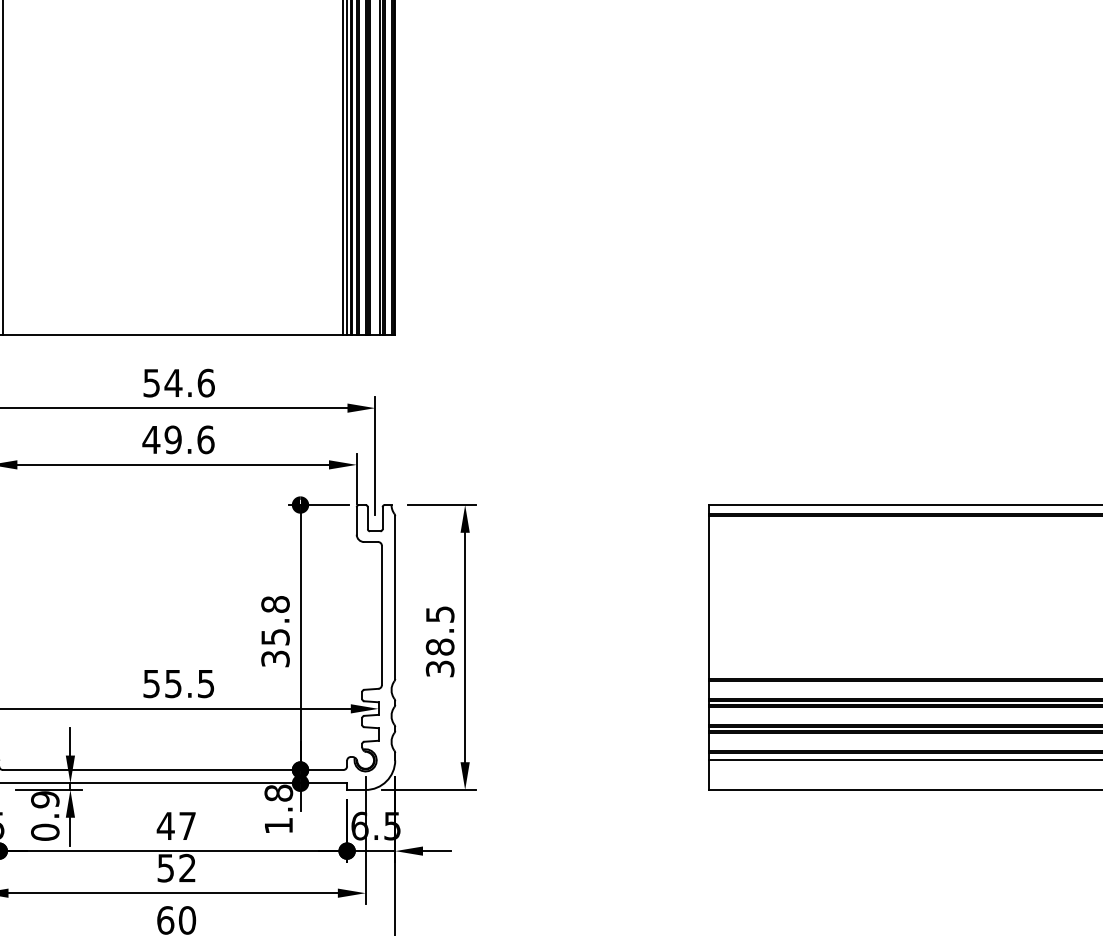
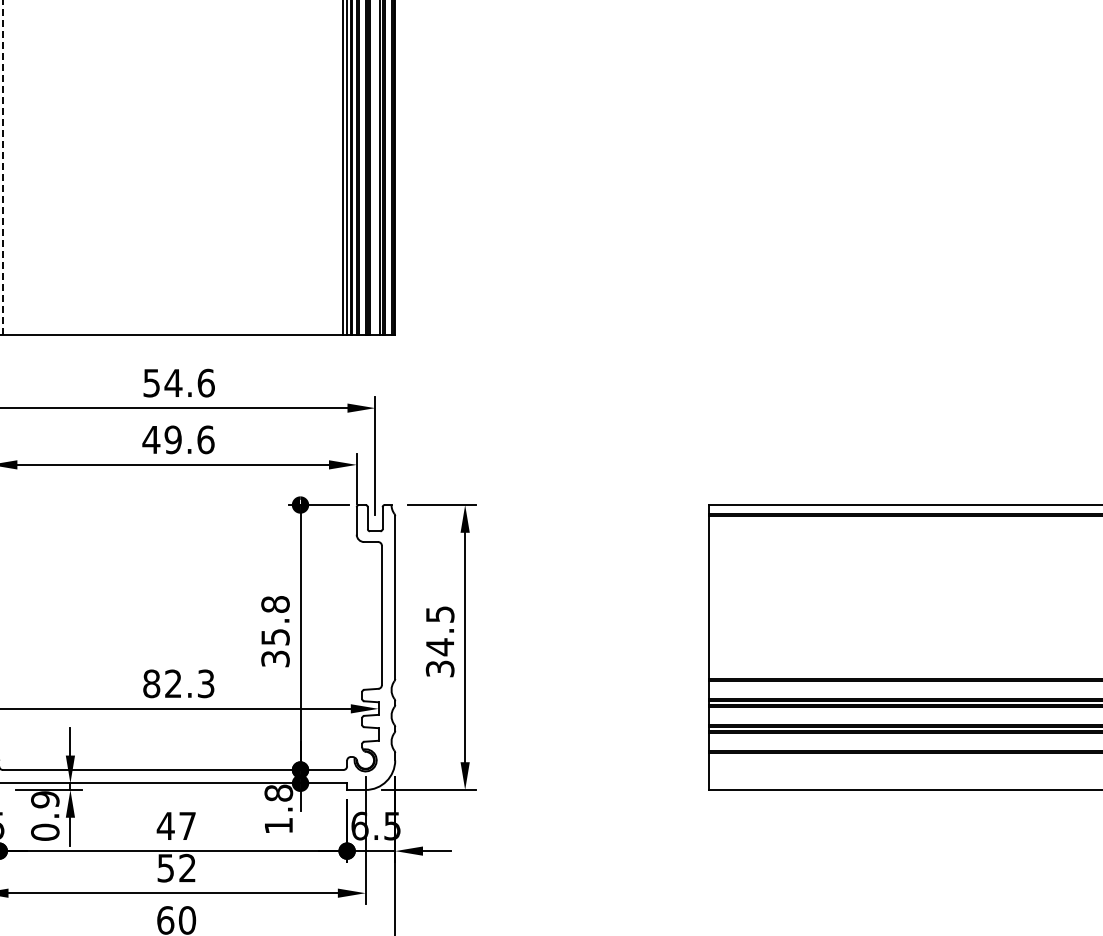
line: solid -> dashed (2, 166)
text: 38.5 -> 34.5 (439, 647)
text: 55.5 -> 82.3 (178, 683)
line: present -> none (904, 760)
